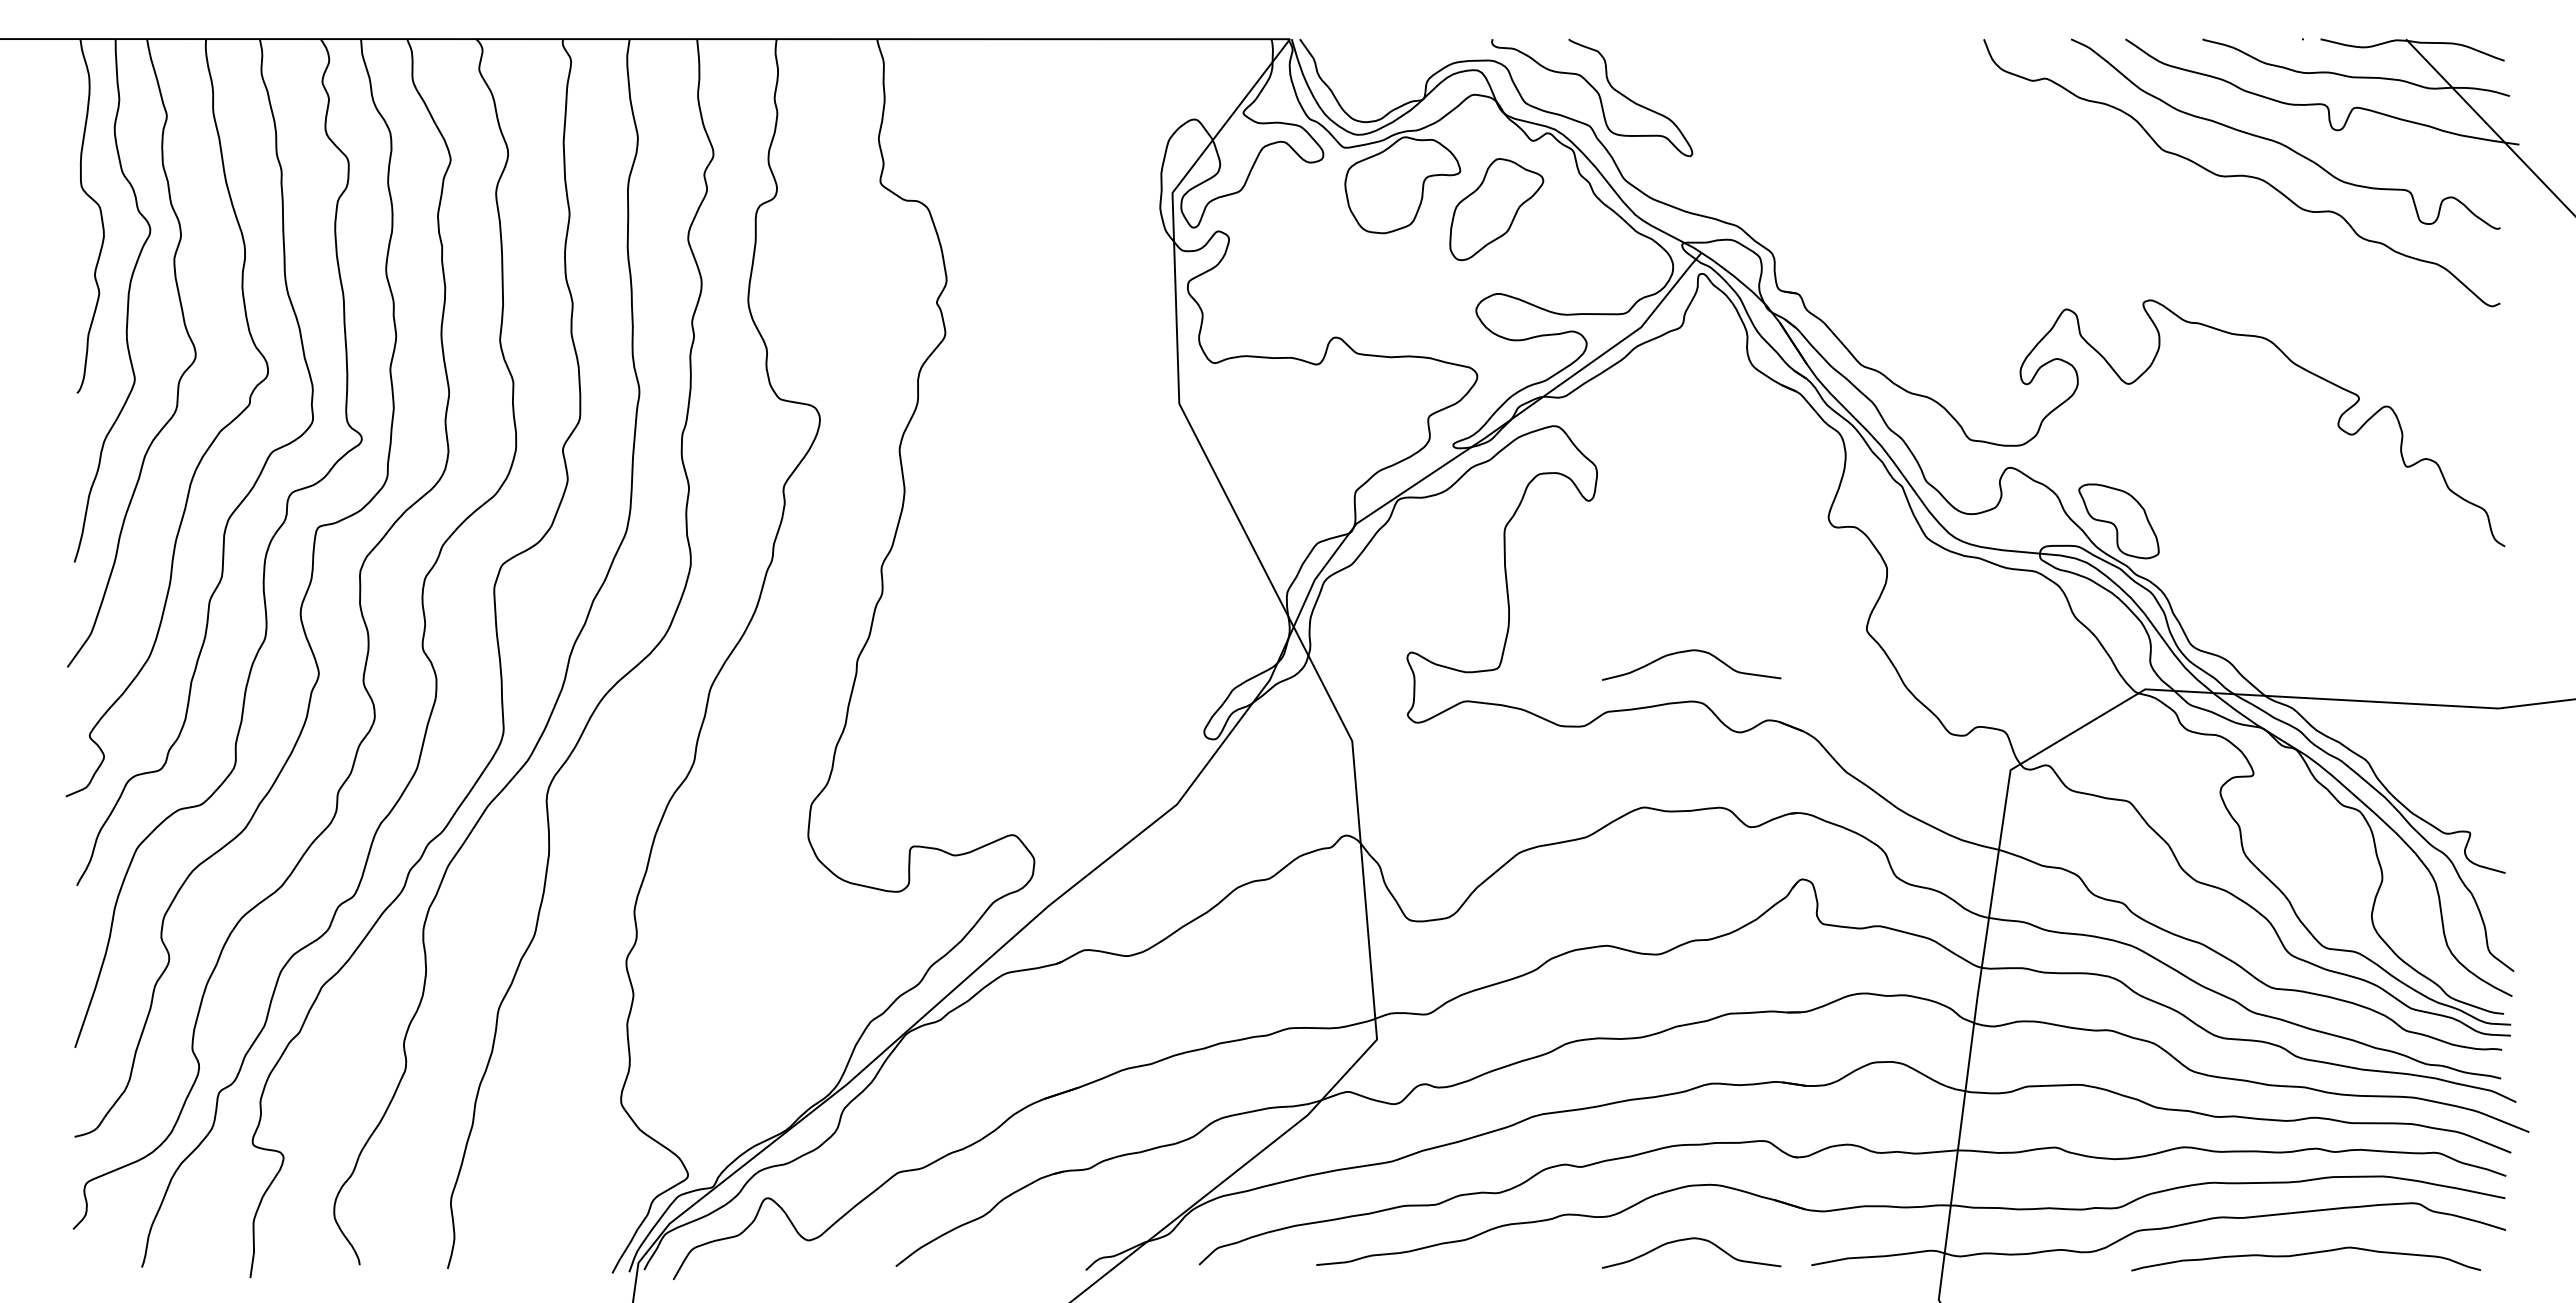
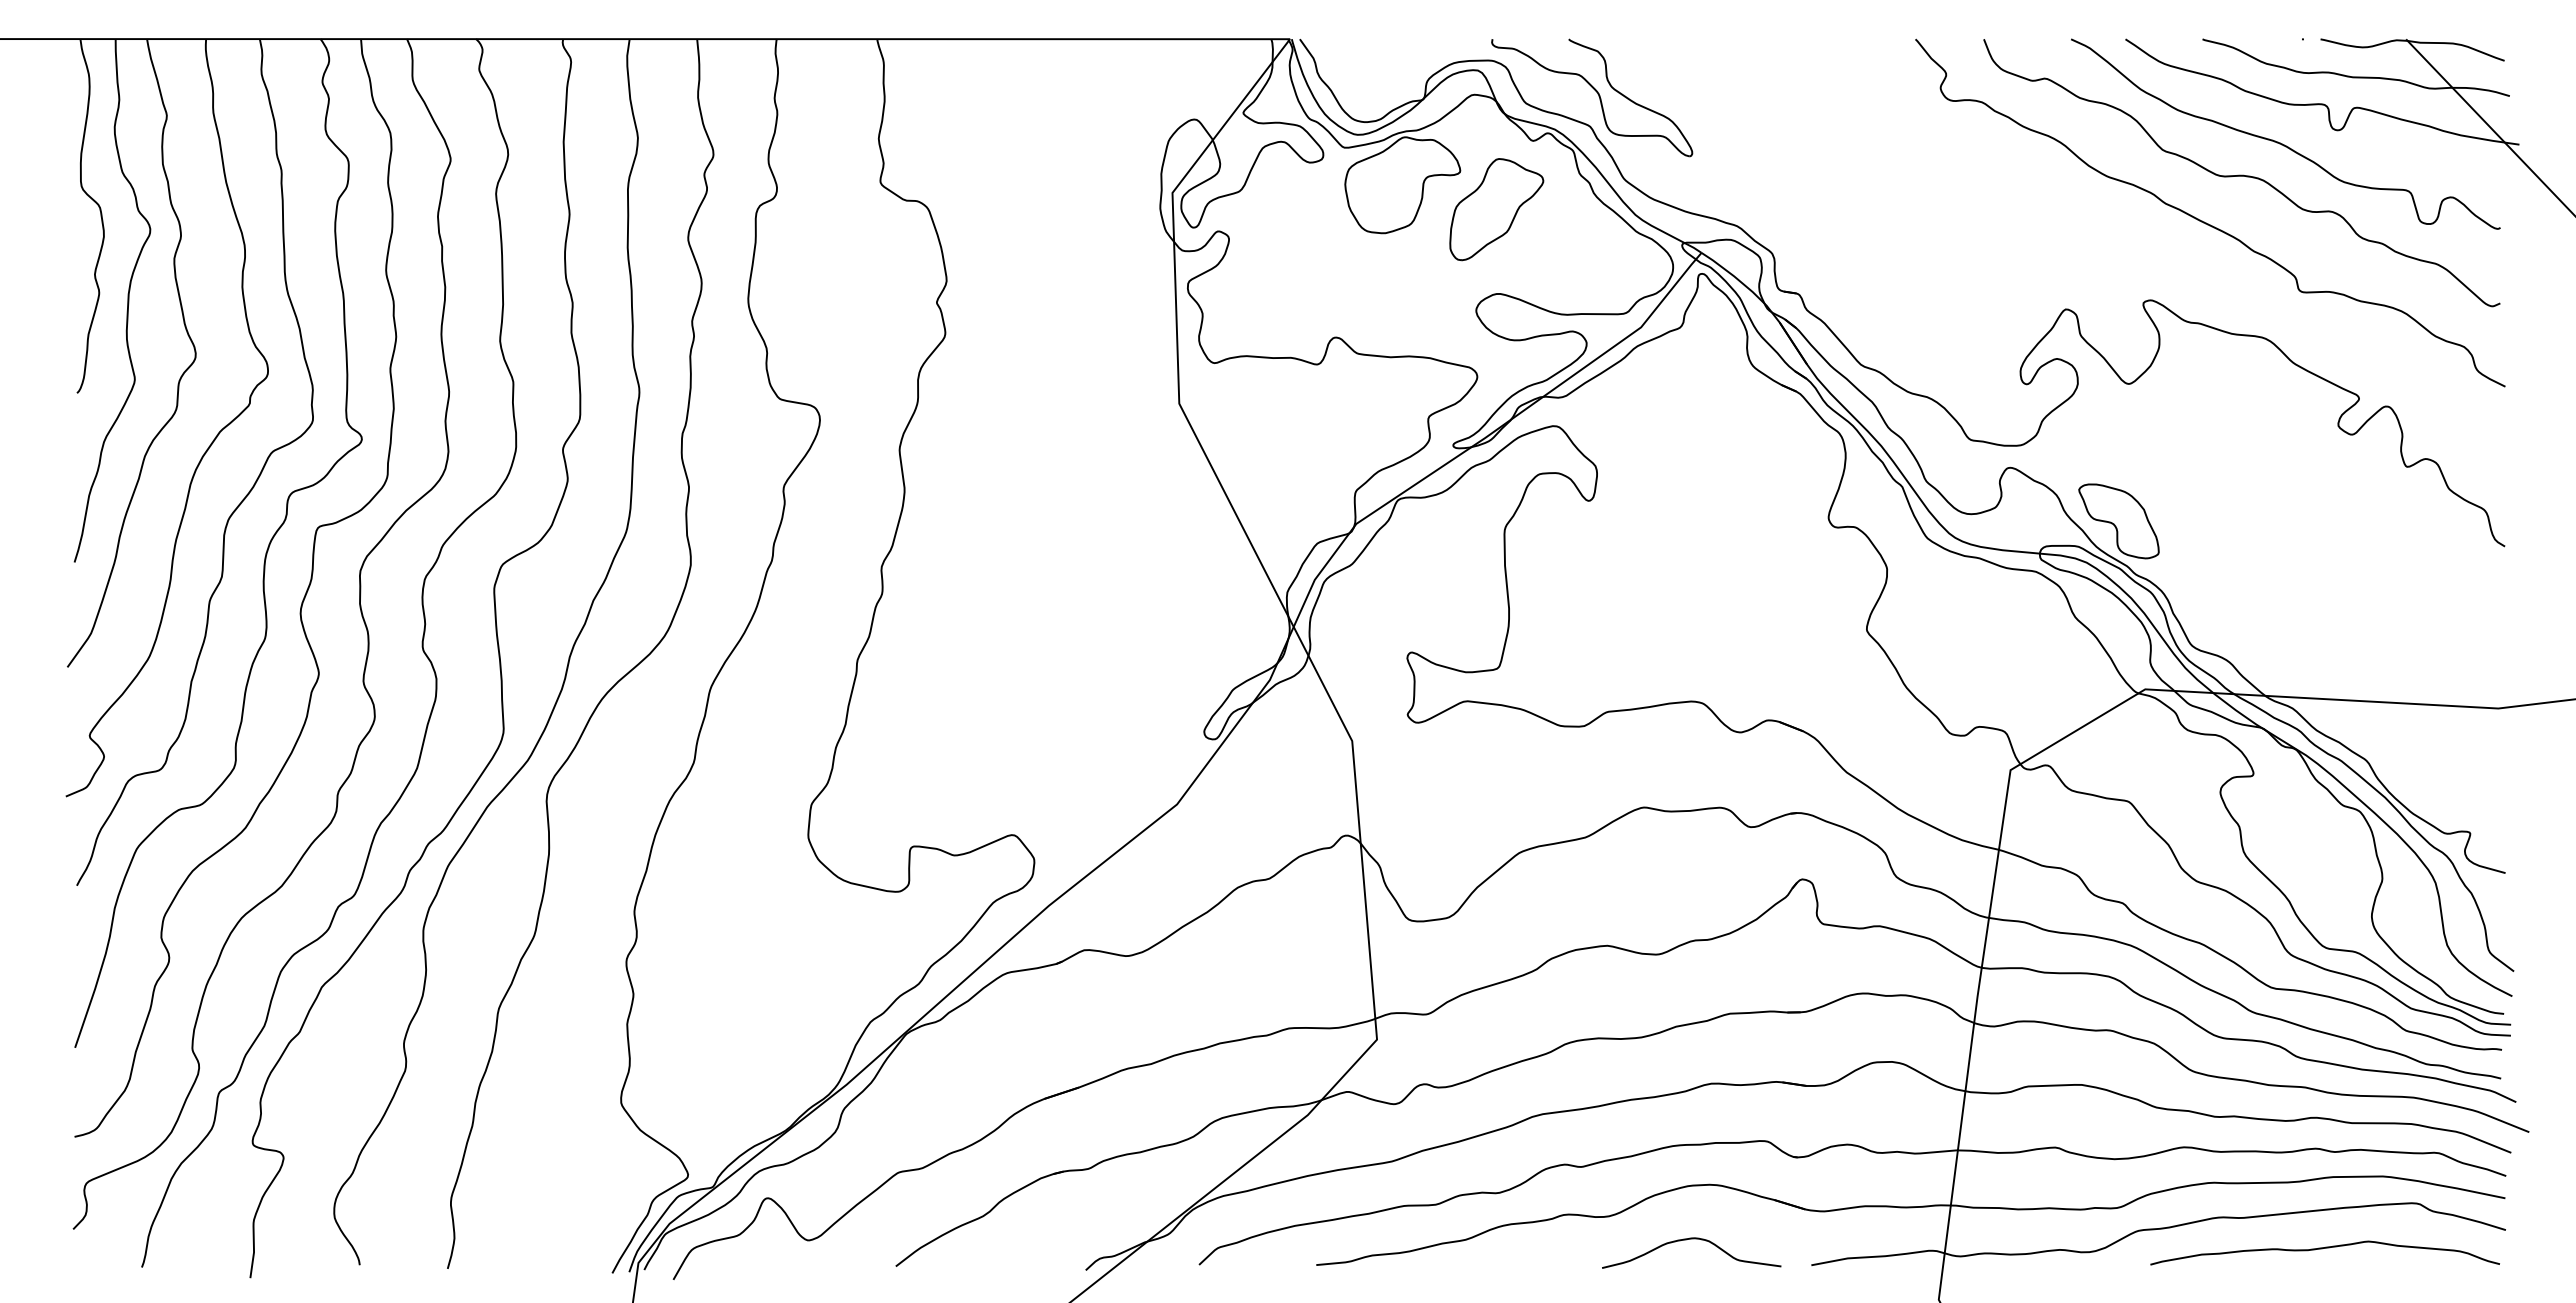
curve: none -> present (2206, 222)
curve: present -> none (1691, 651)
curve position: (2303, 1255) -> (2322, 1249) (2322, 1249)
